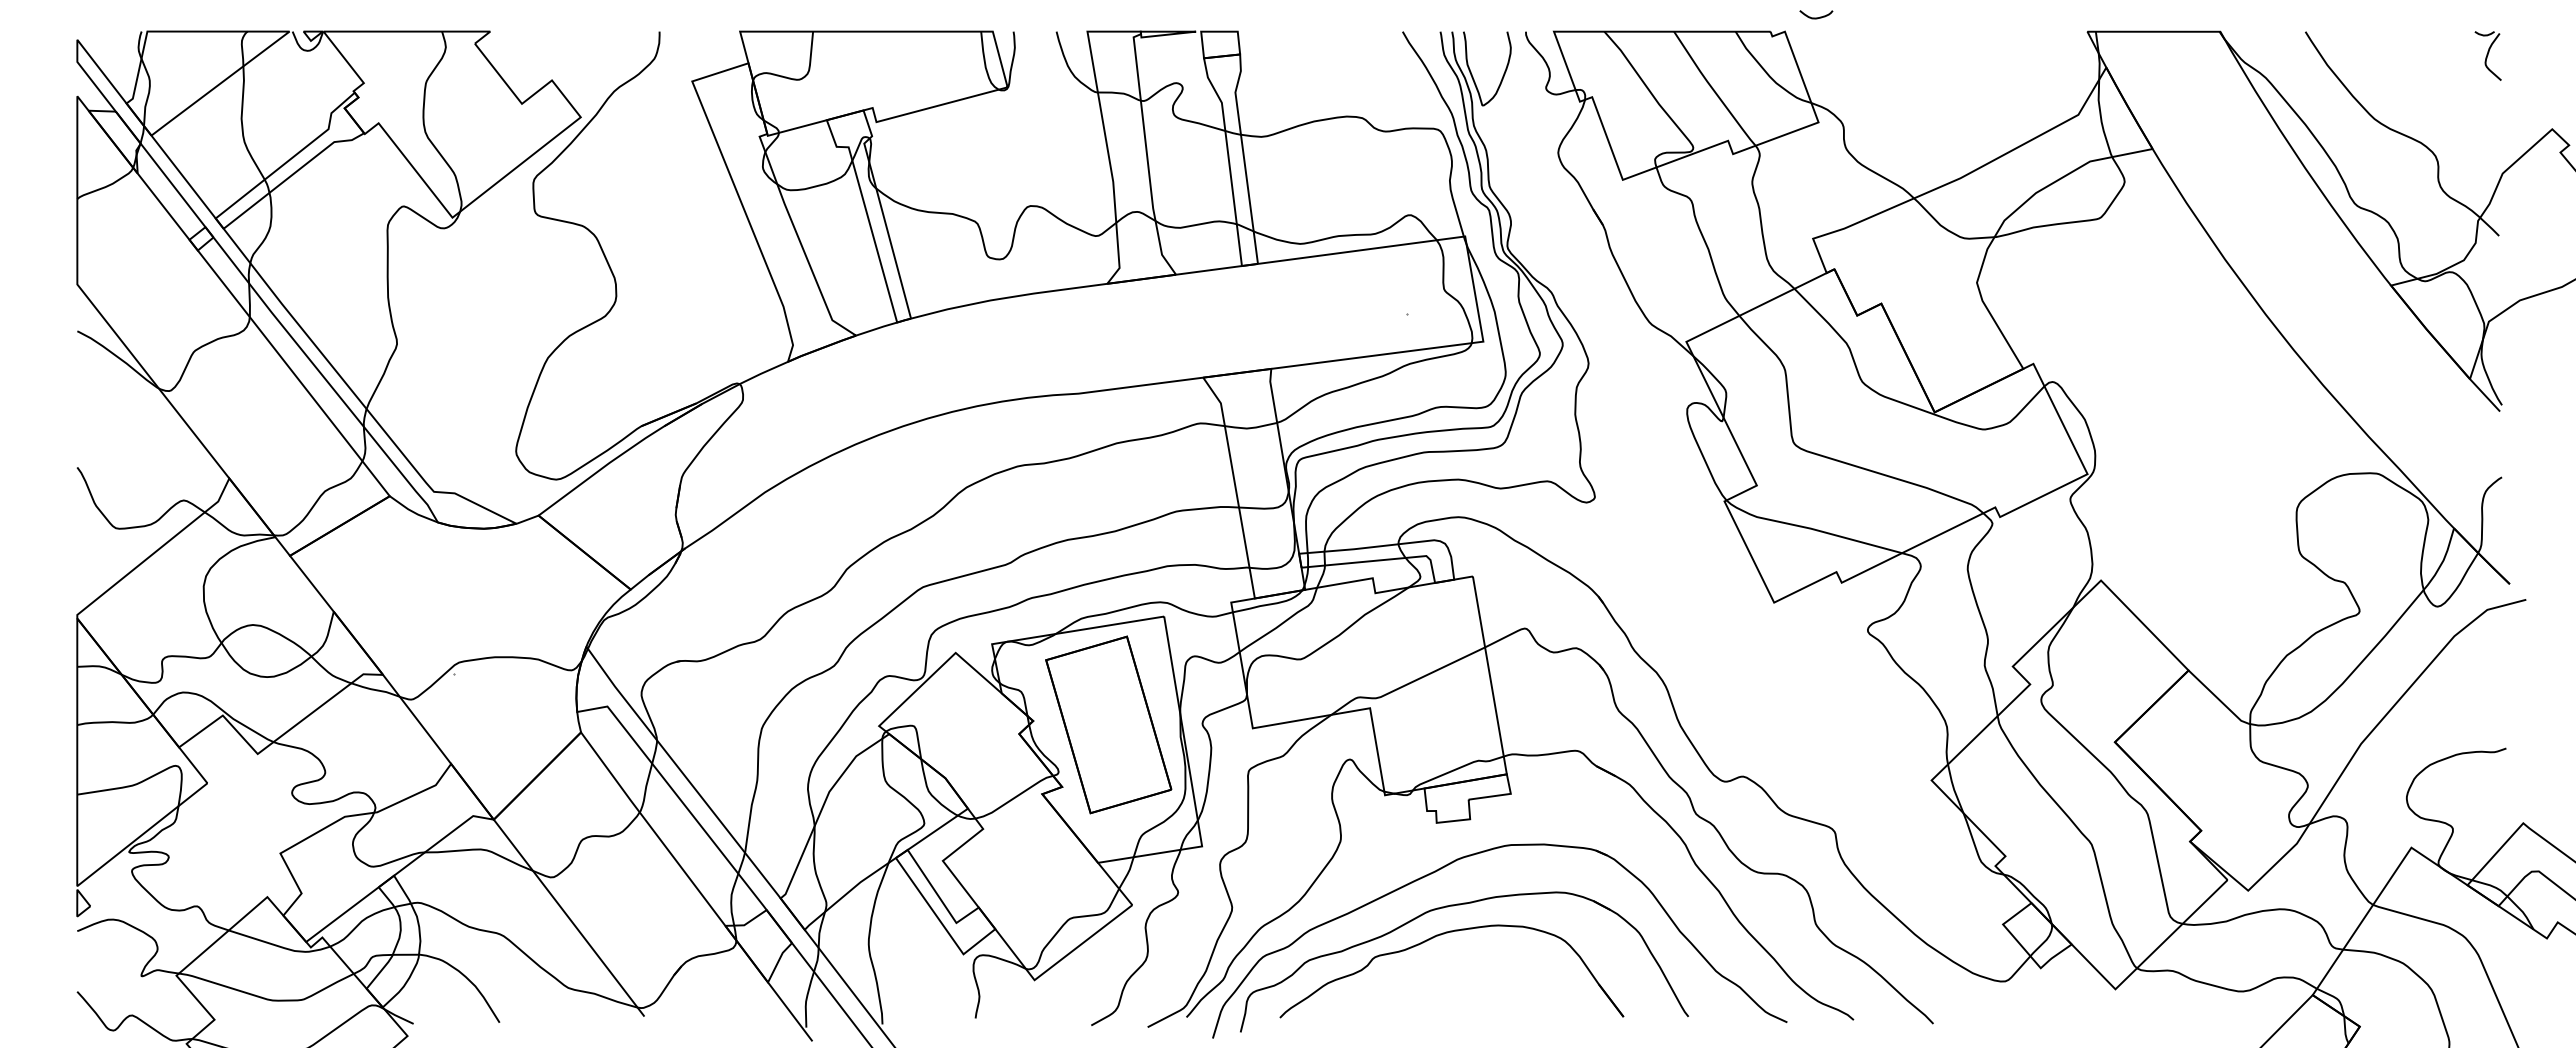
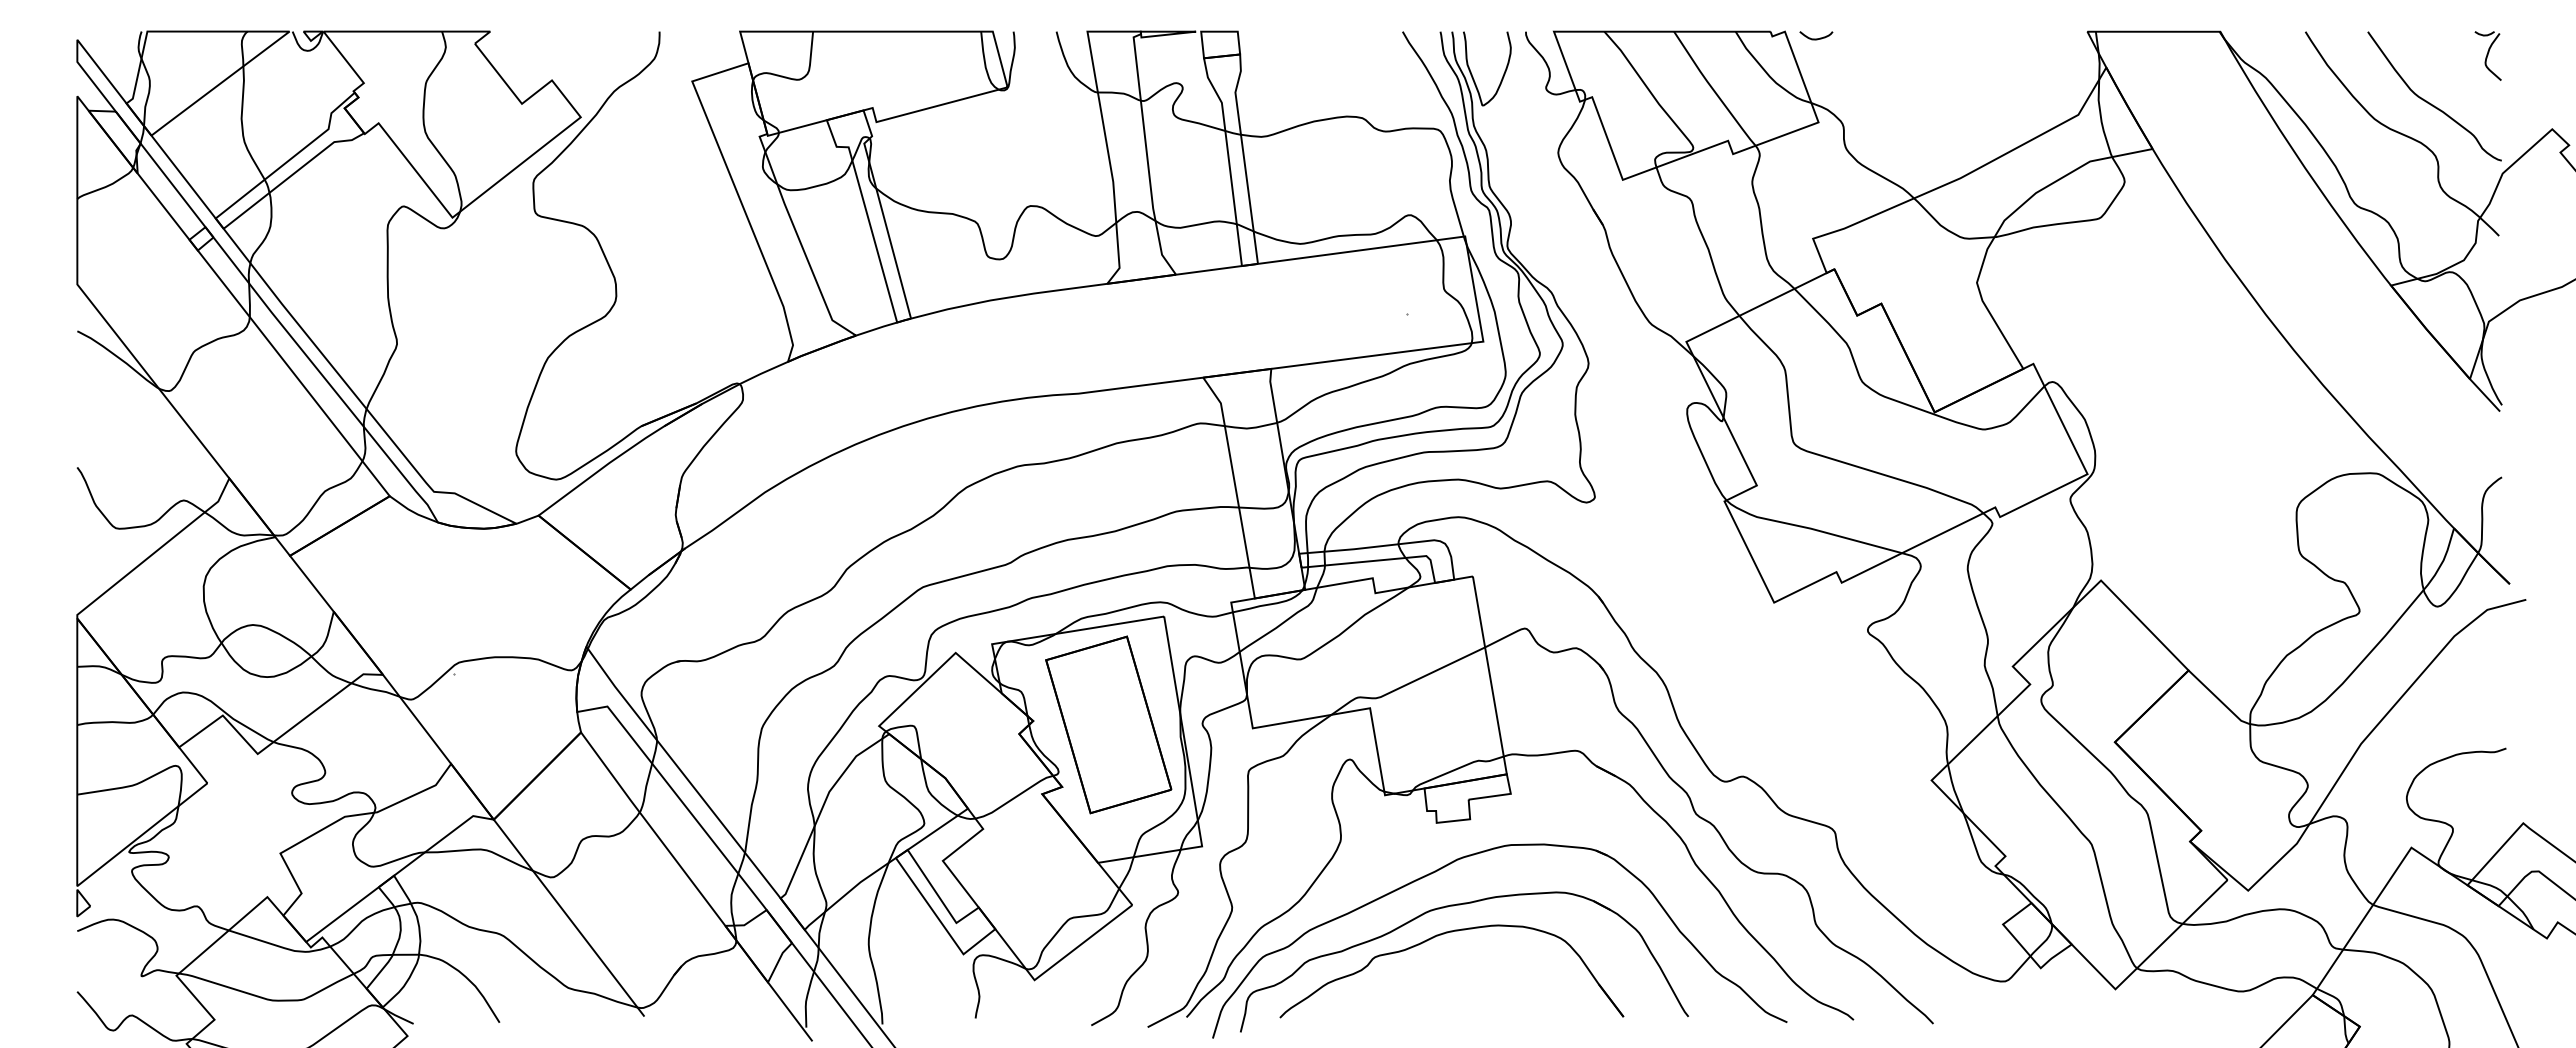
curve position: (1816, 17) -> (1816, 38) (1816, 38)
curve: none -> present (2431, 103)
